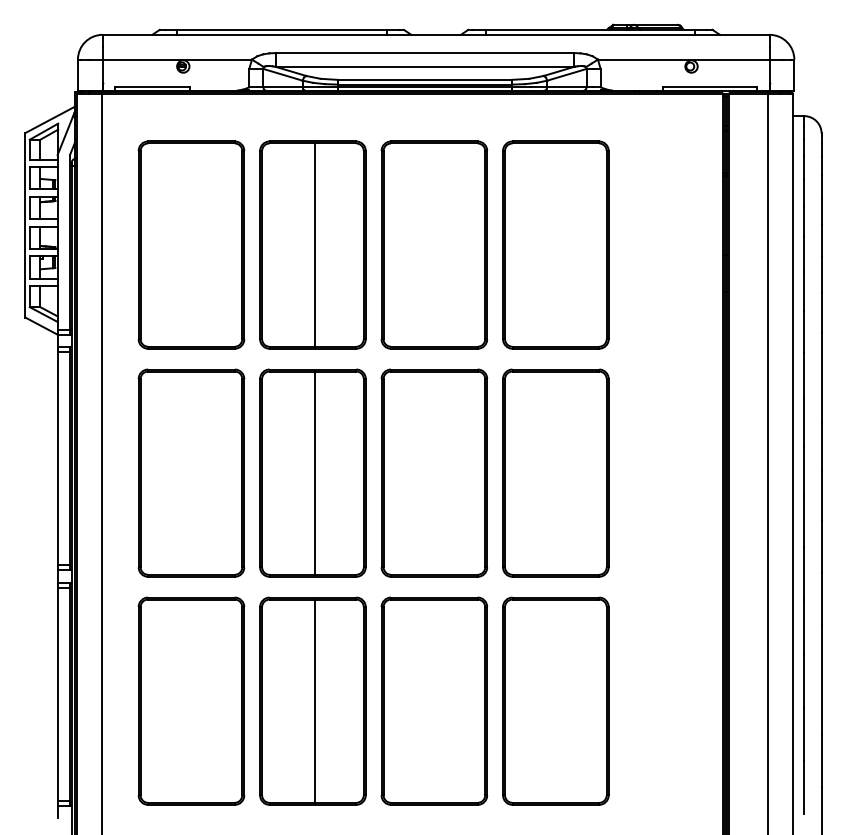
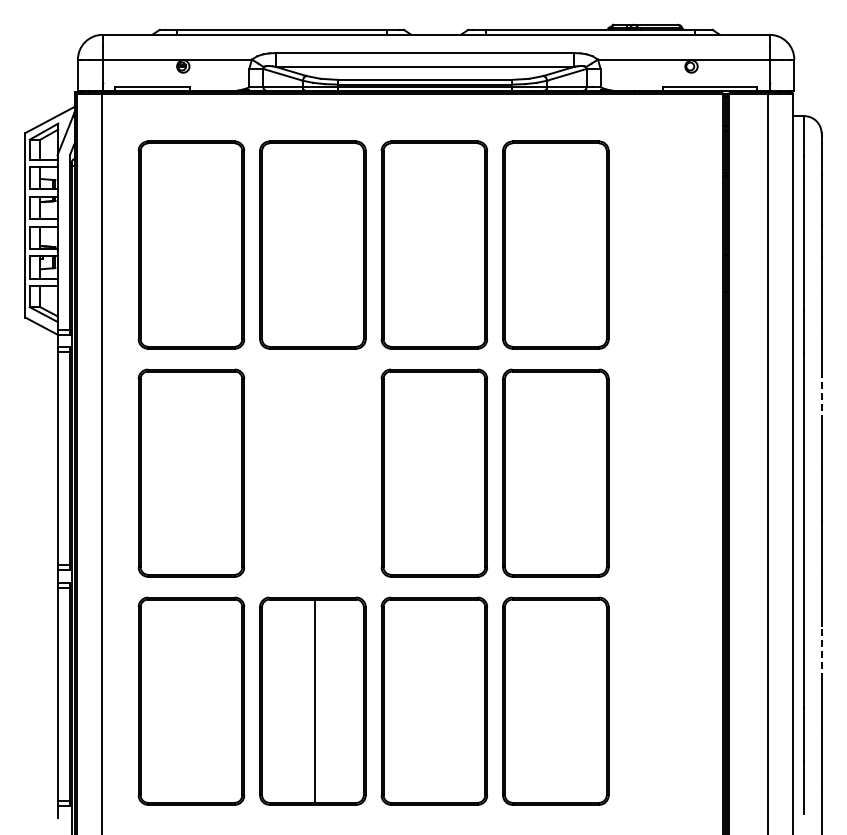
line: present -> none (315, 244)
line: solid -> dashed (821, 398)
part: present -> none (312, 472)
line: solid -> dashed (821, 653)
